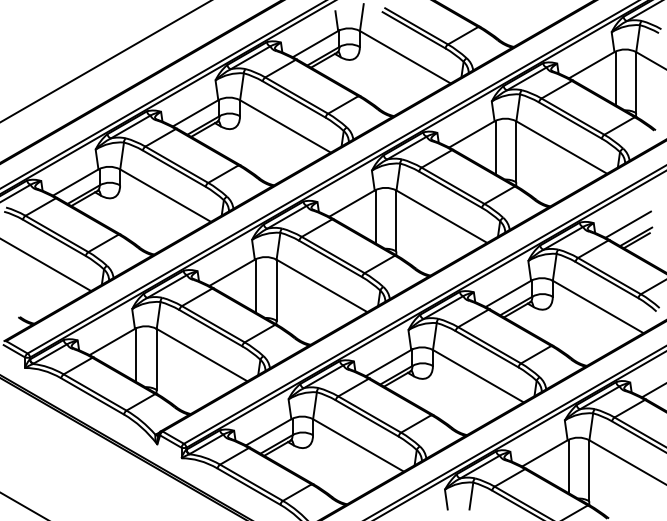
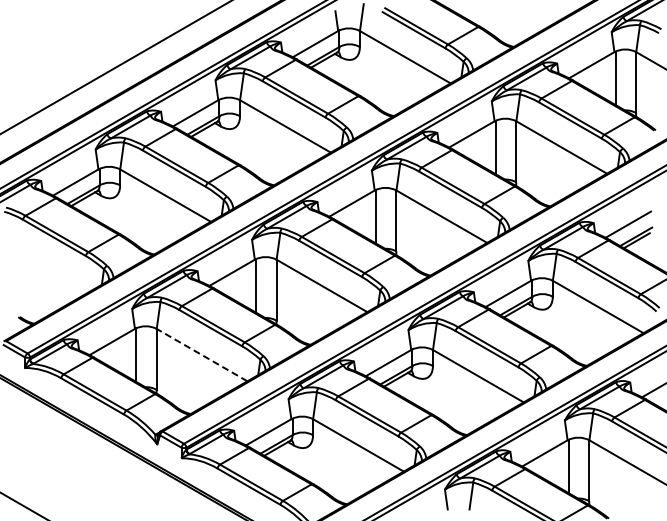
line position: (105, 61) -> (115, 67) (115, 67)
line: present -> none (46, 265)
line: solid -> dashed (201, 354)
